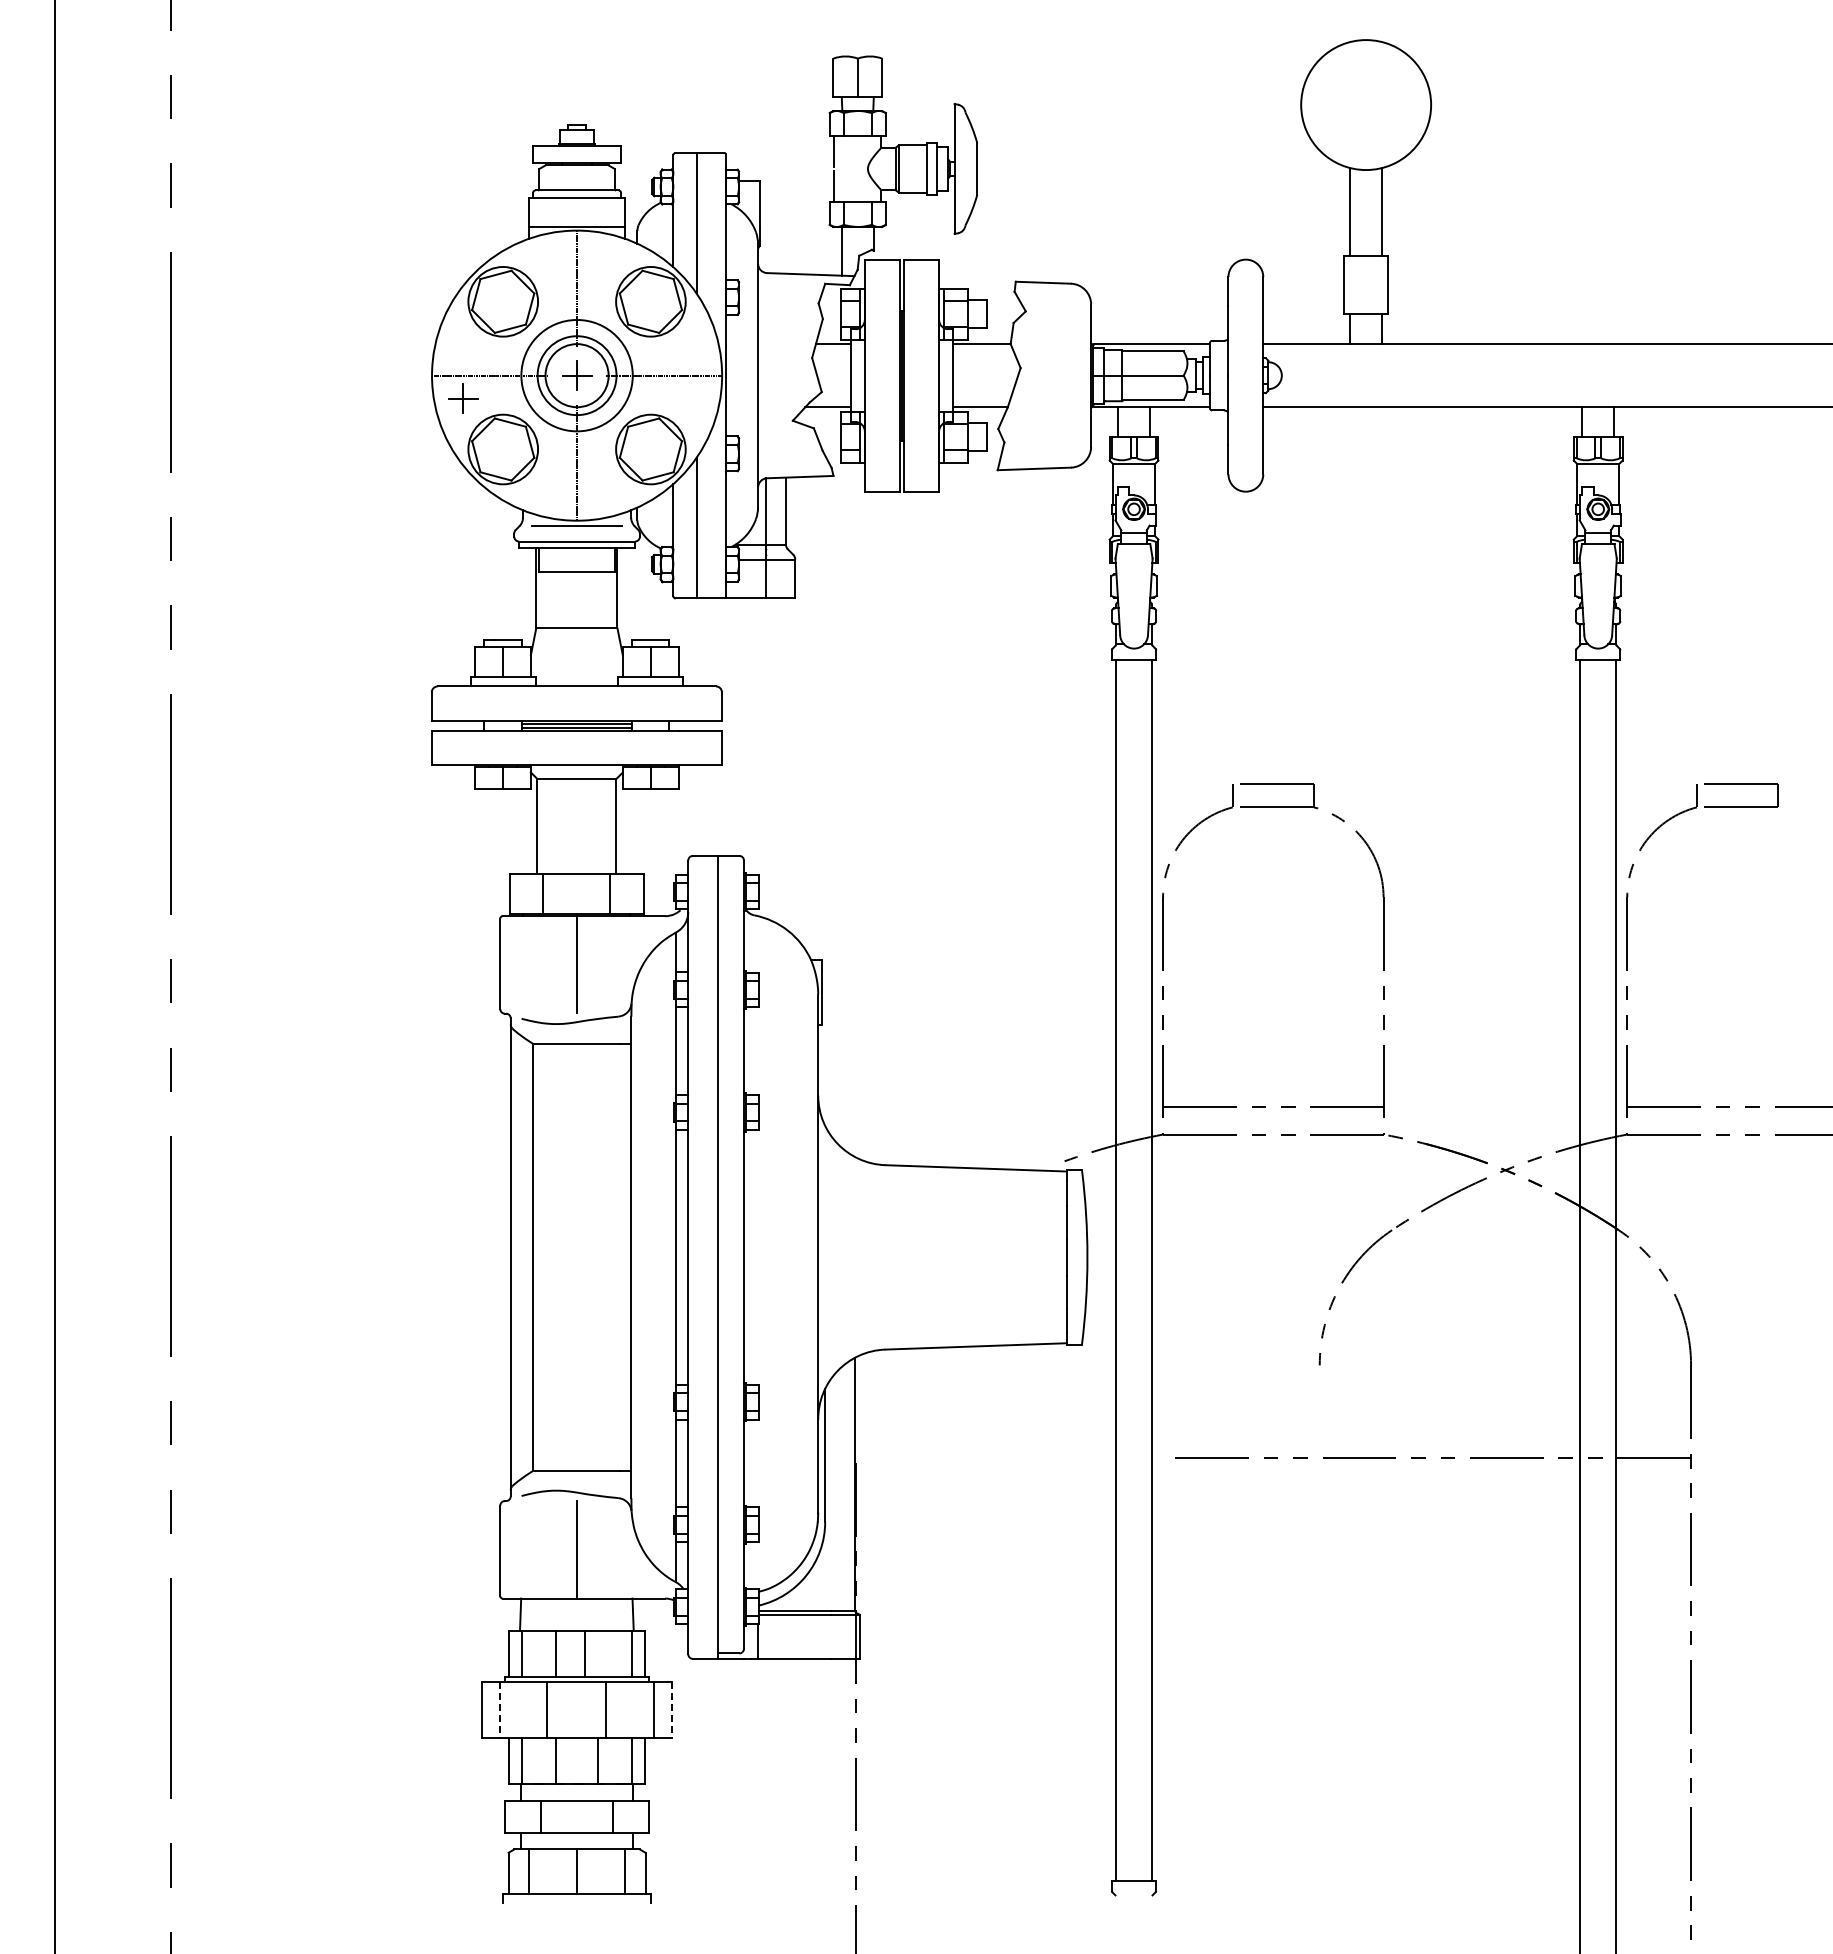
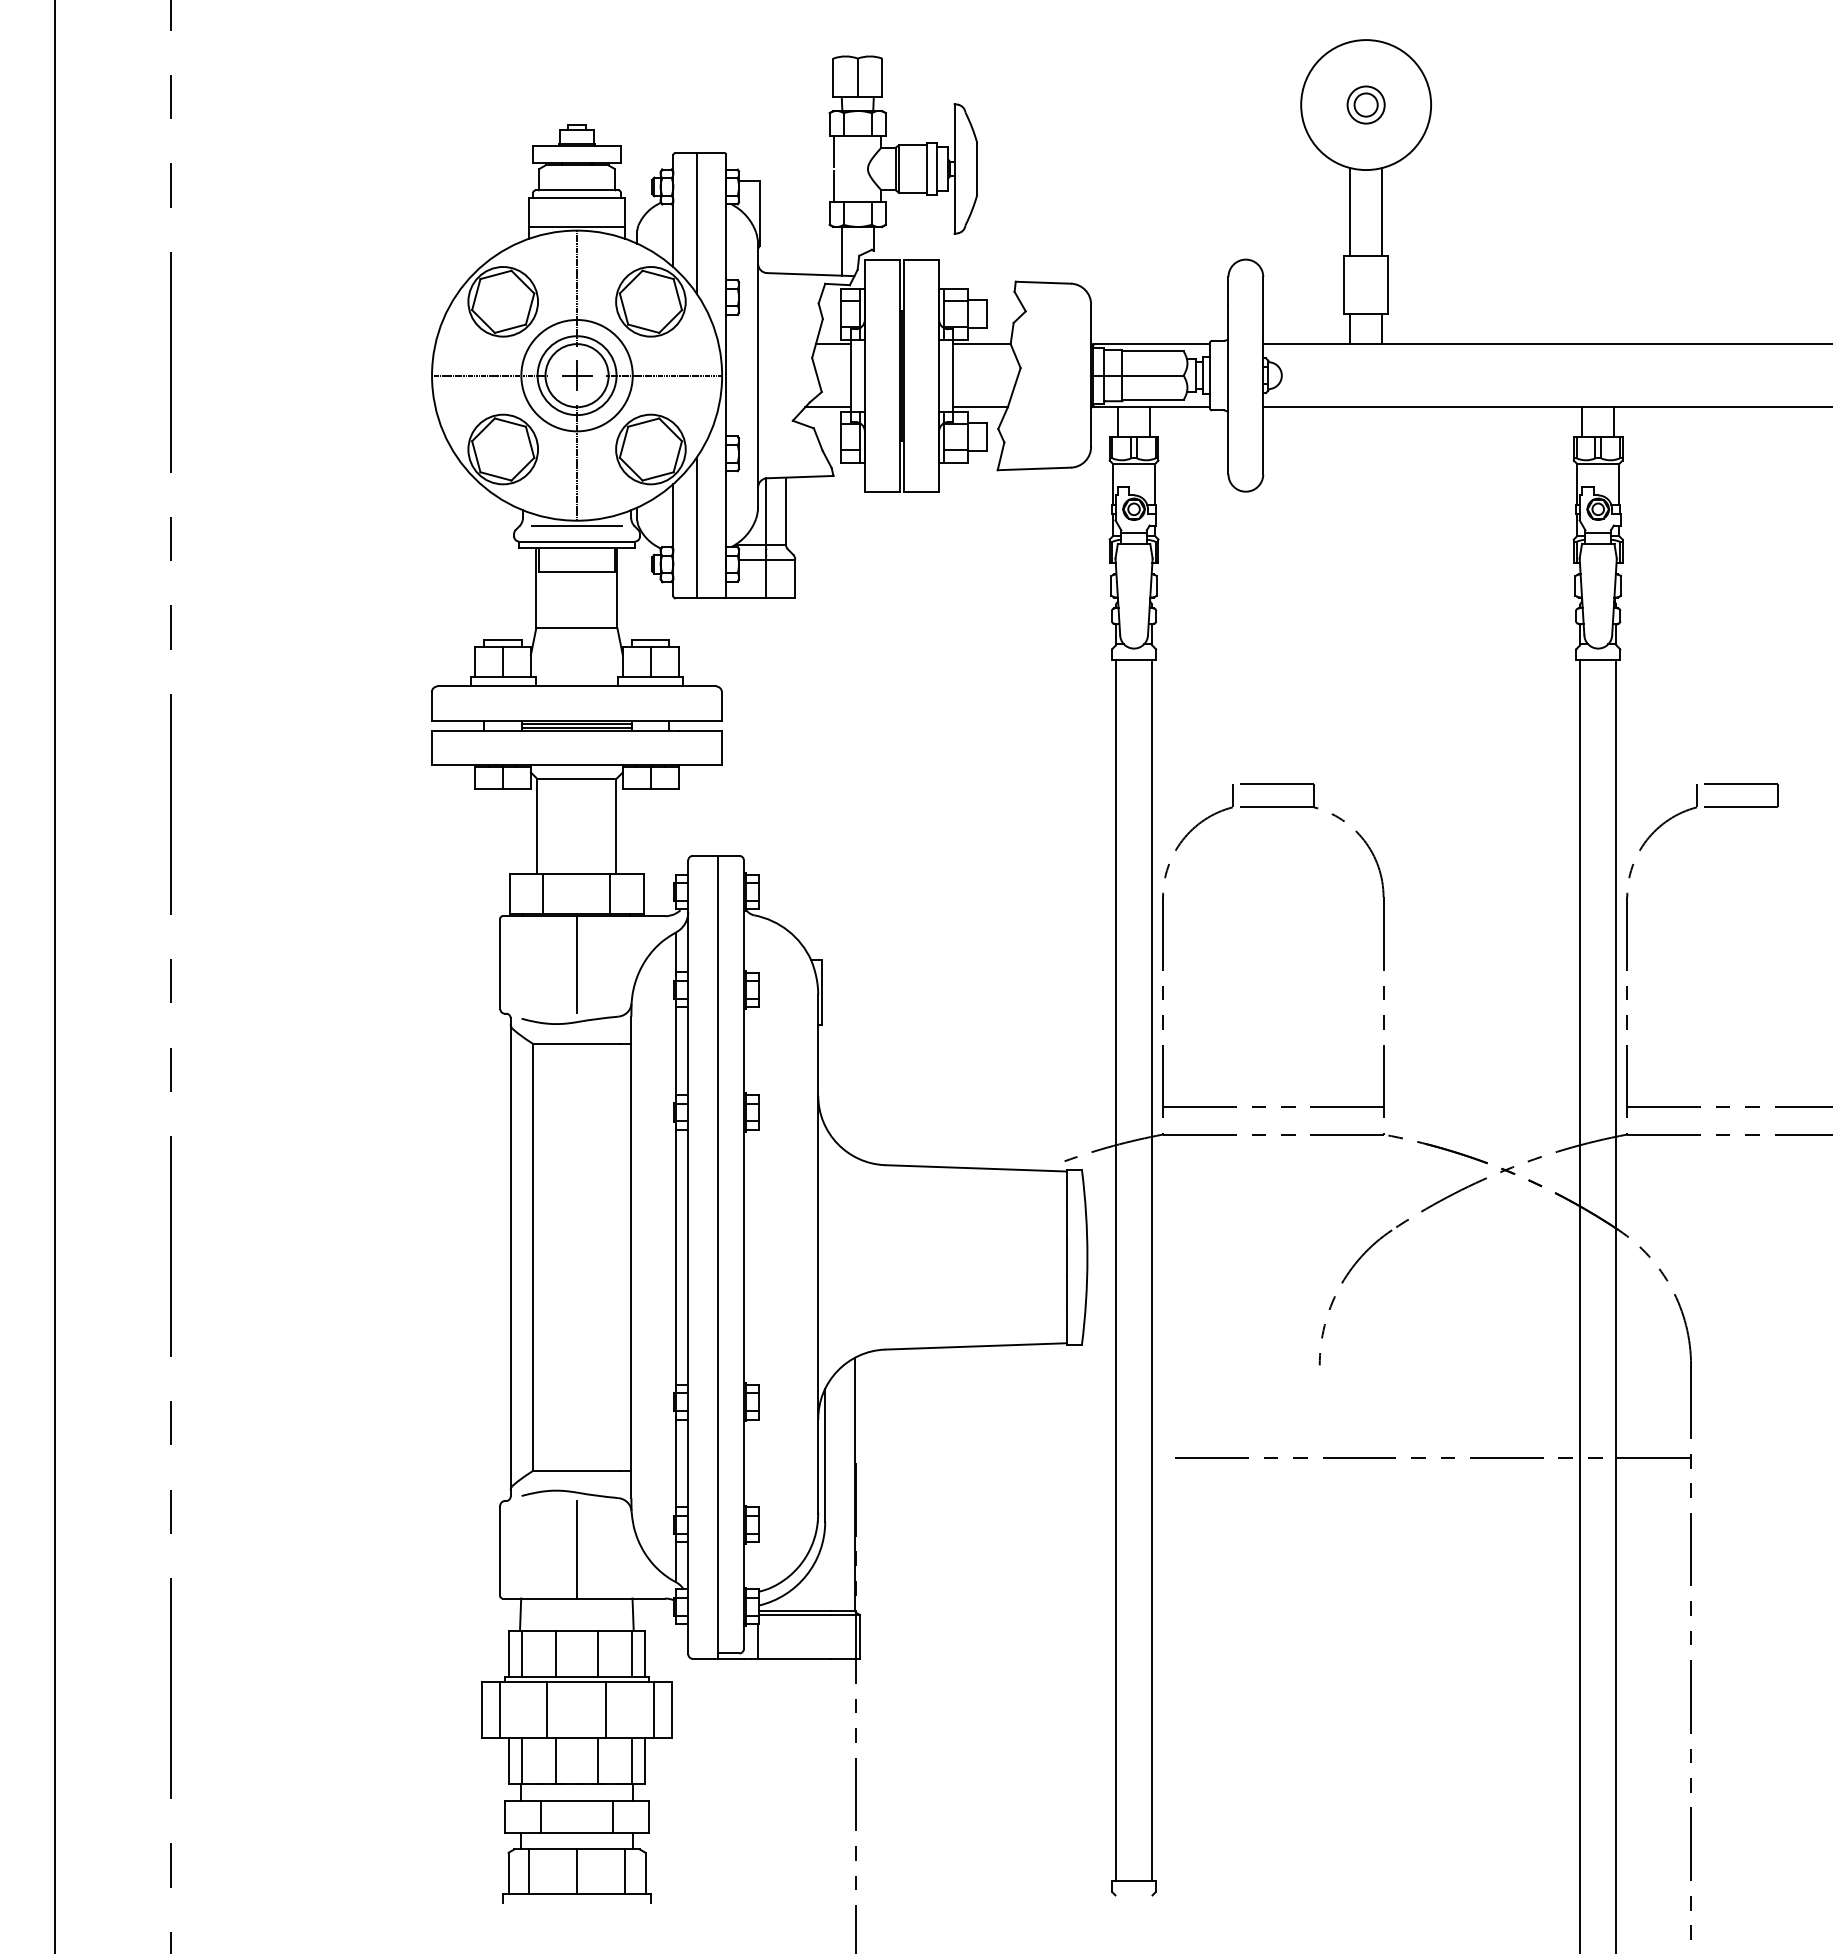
part: none -> present (1365, 104)
part: present -> none (463, 398)
line position: (584, 1654) -> (597, 1654) (597, 1654)
line: dashed -> solid (499, 1709)
line: dashed -> solid (672, 1709)
